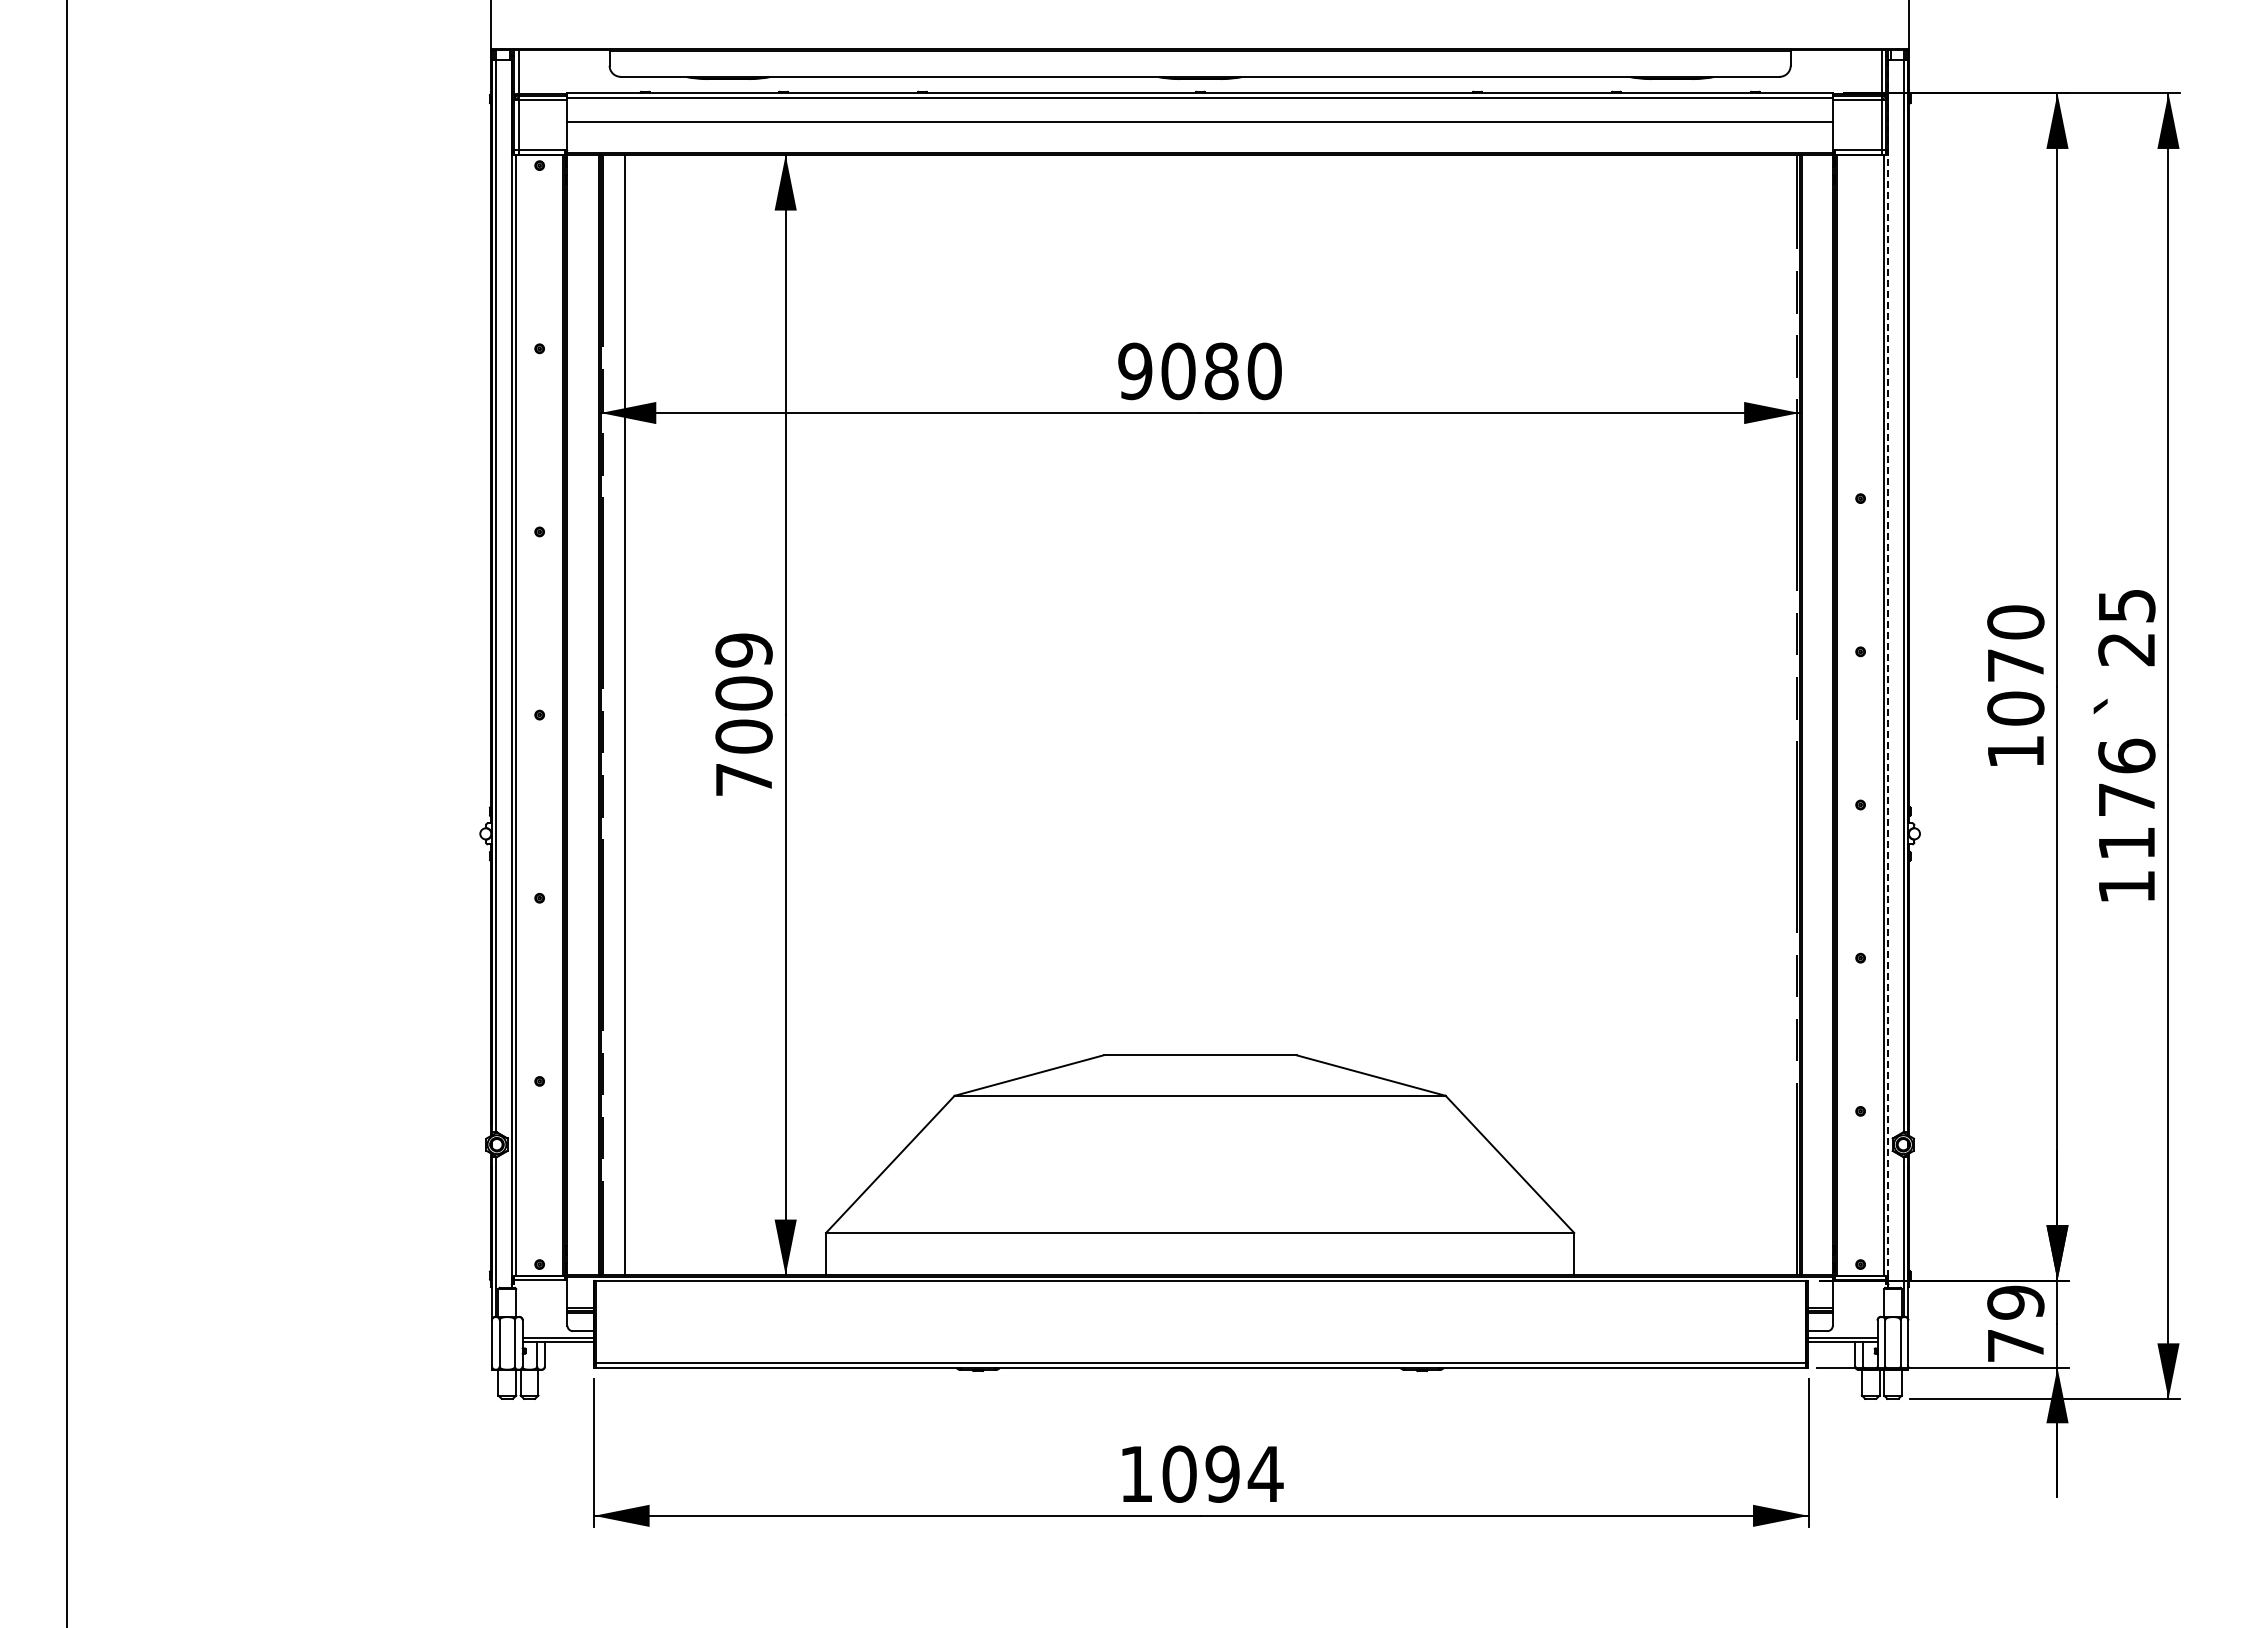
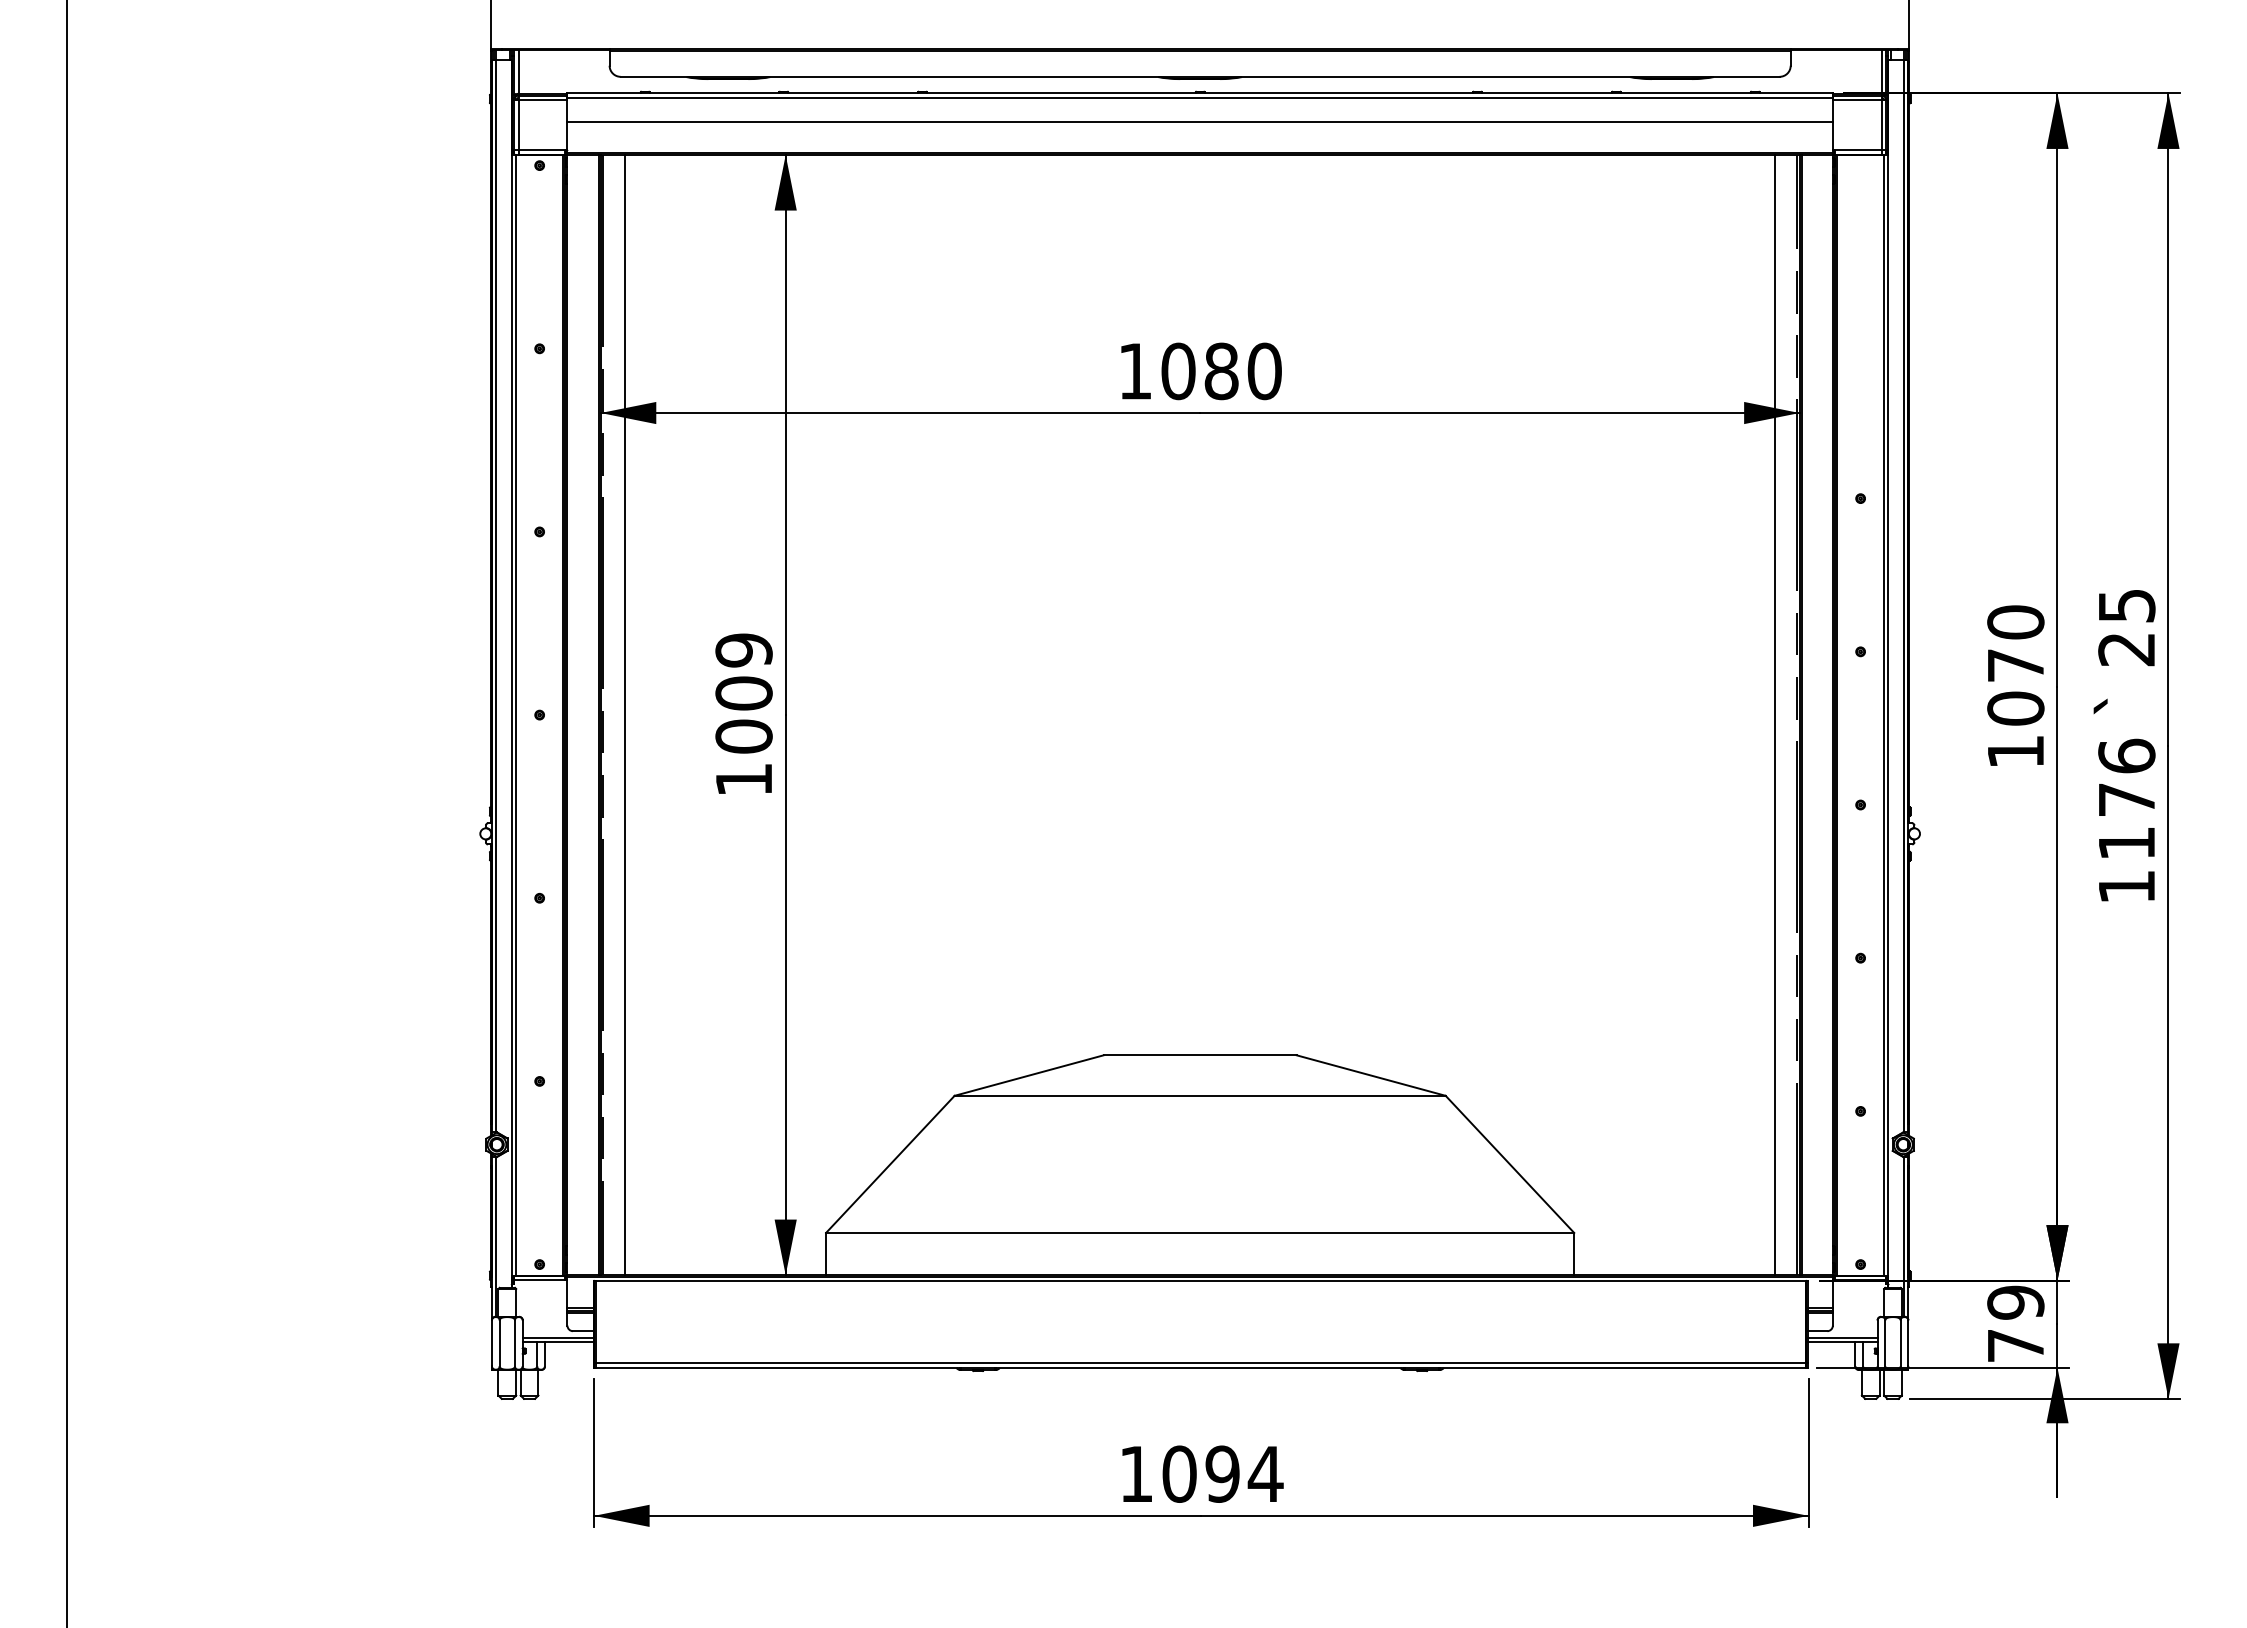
text: 9080 -> 1080 (1135, 371)
line: dashed -> solid (1888, 674)
line: none -> present (1775, 715)
text: 7009 -> 1009 (743, 779)
